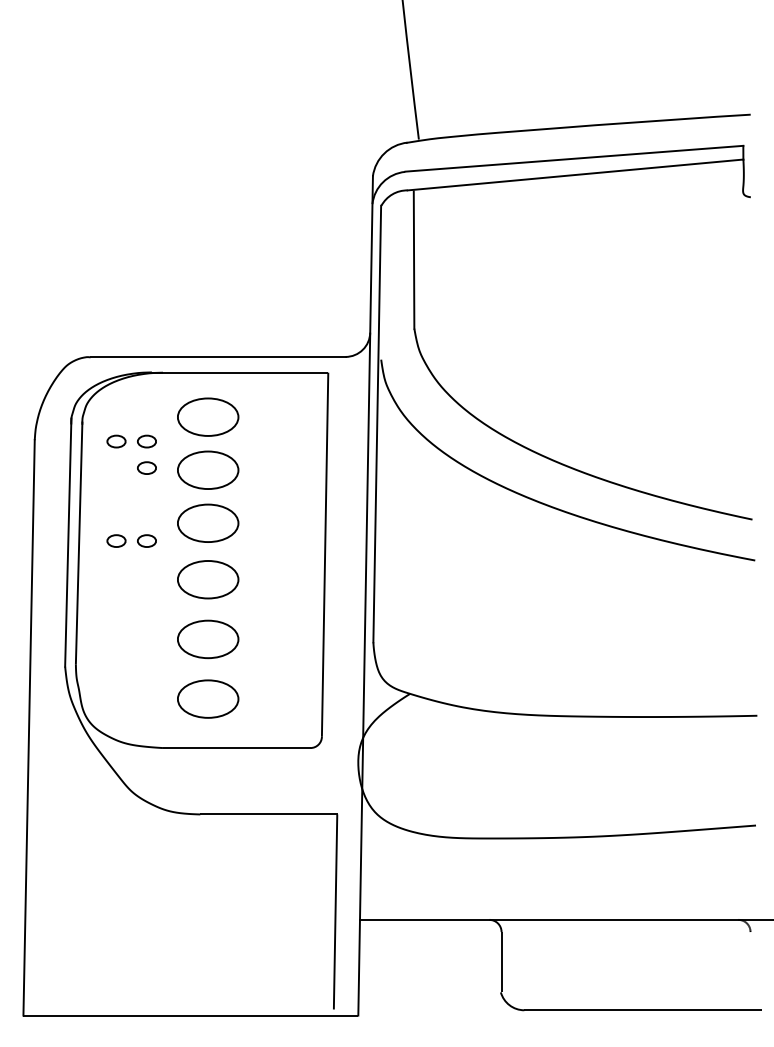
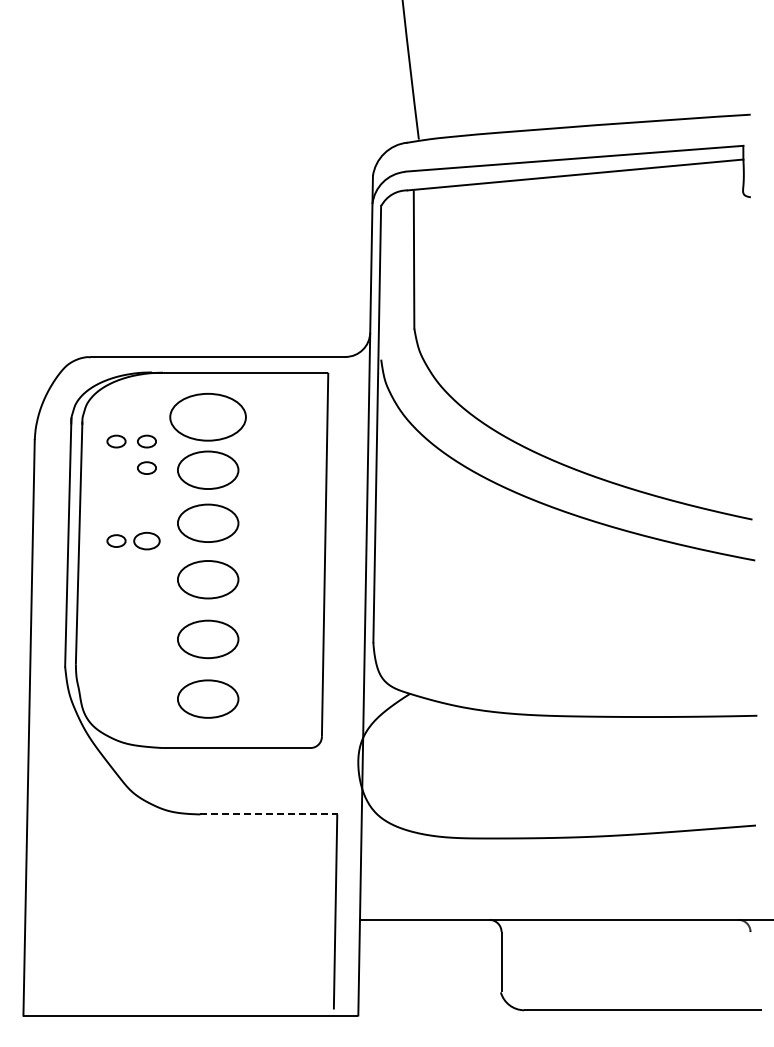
part size: 63x40 px -> 78x49 px (207, 417)
part size: 20x14 px -> 28x19 px (146, 541)
line: solid -> dashed (268, 814)
